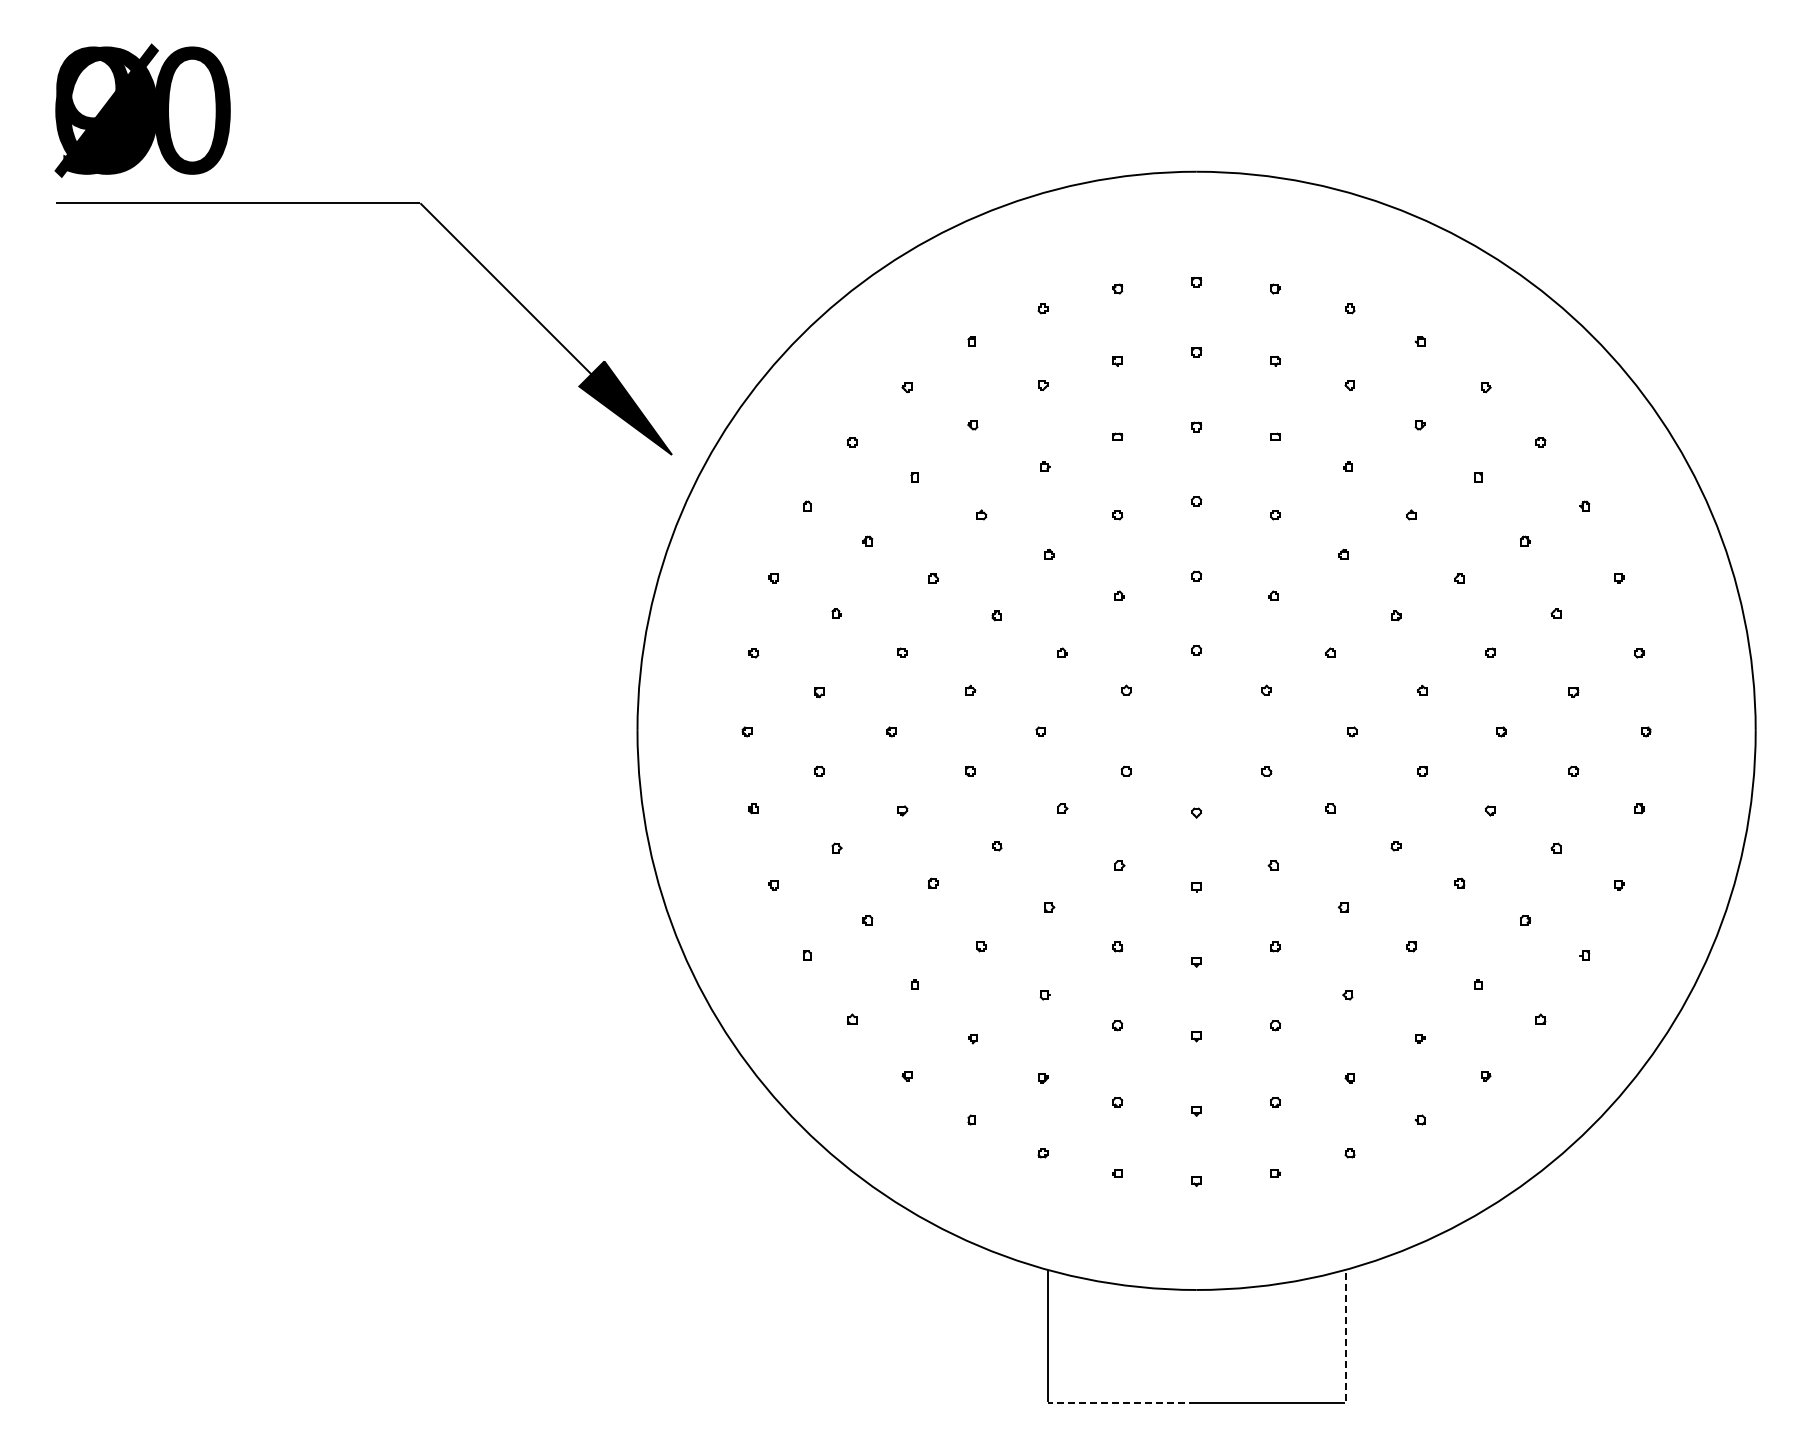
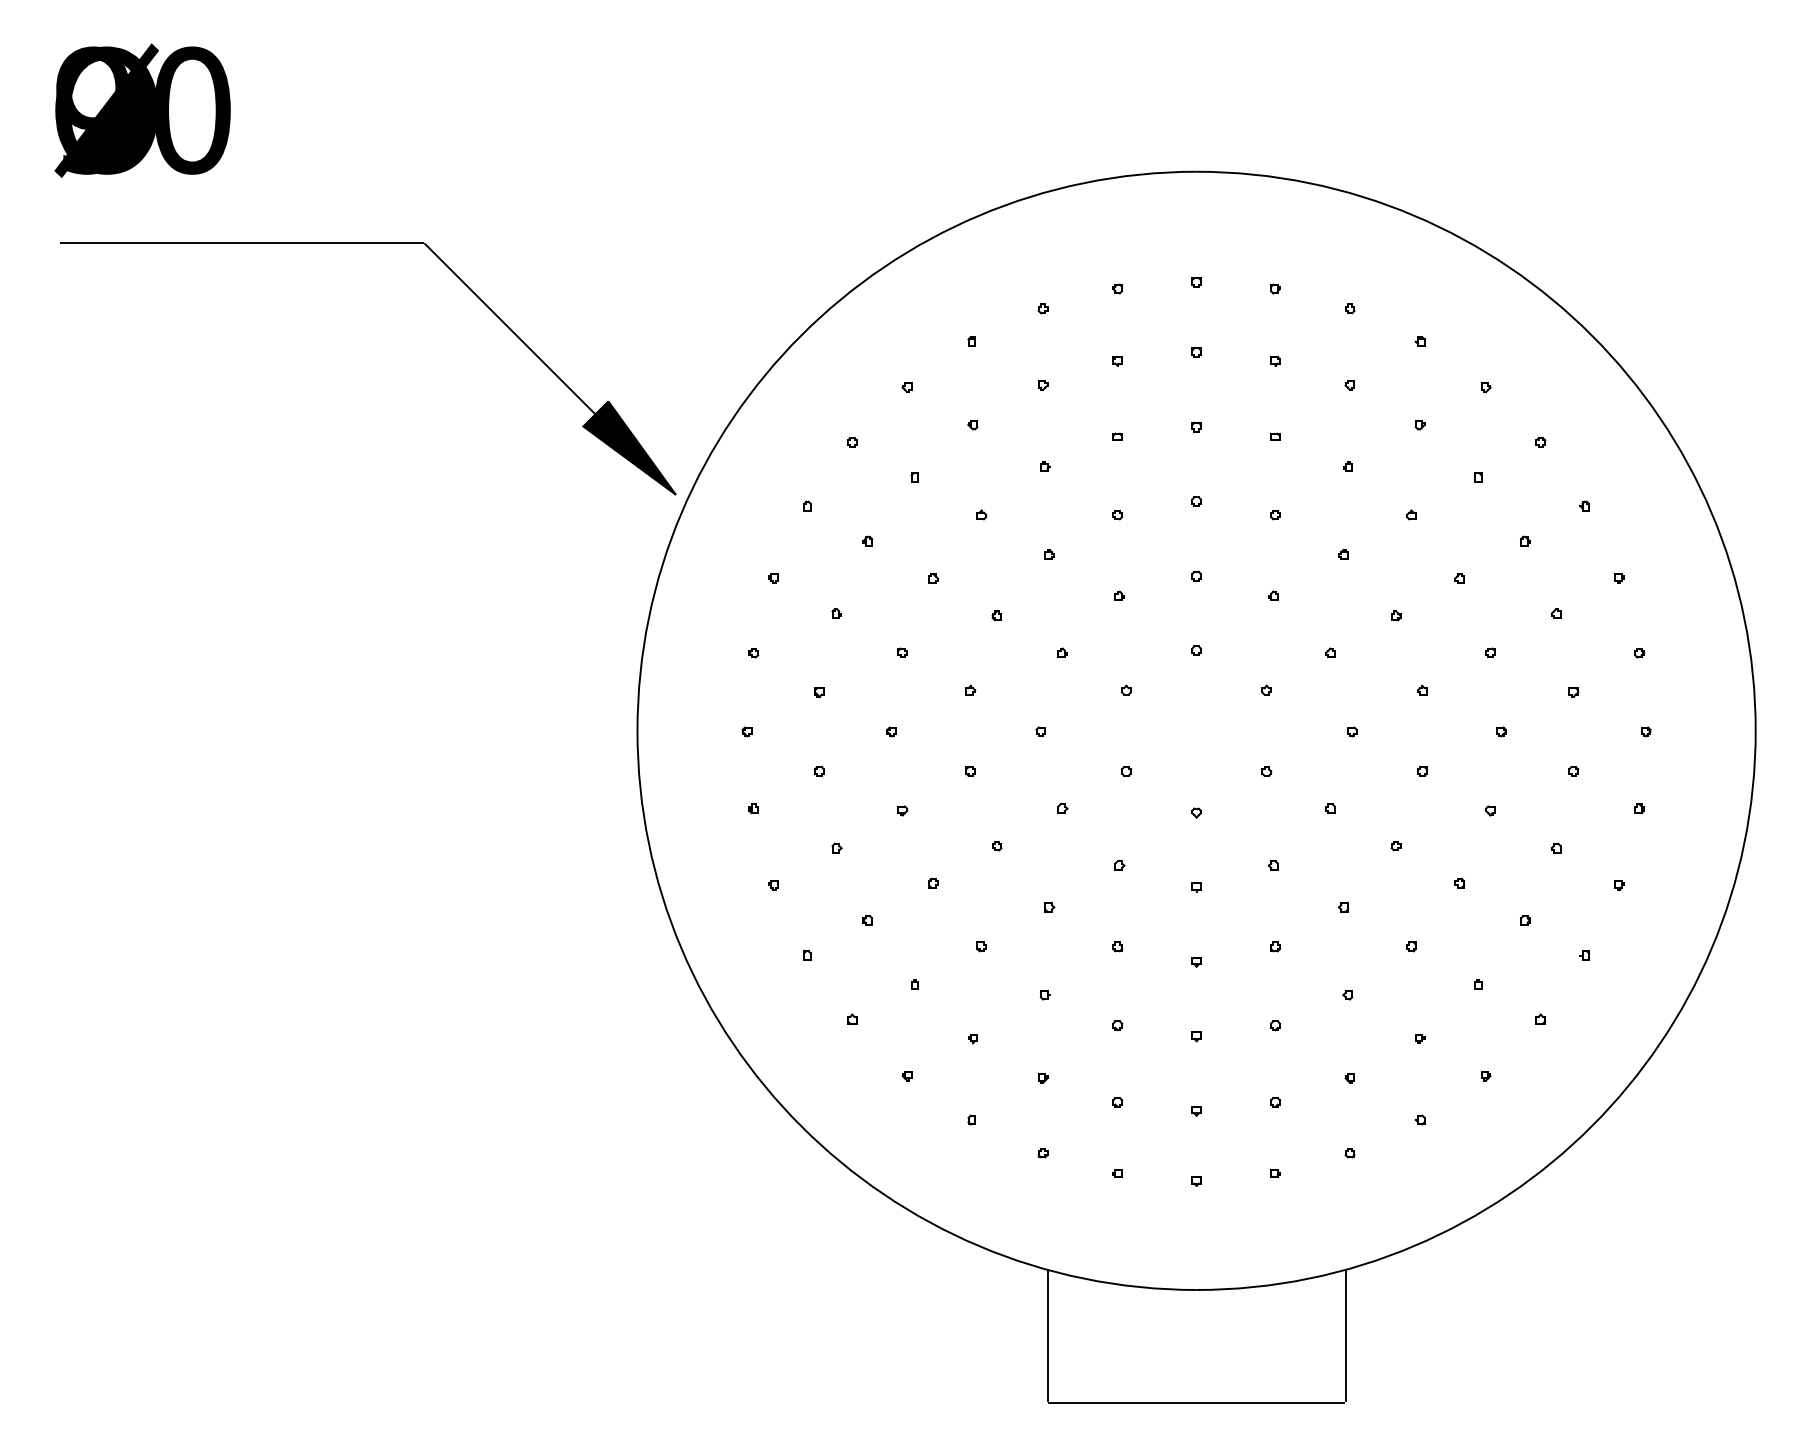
part position: (364, 203) -> (368, 243) (368, 243)
line: dashed -> solid (1345, 1336)
line: dashed -> solid (1121, 1402)
